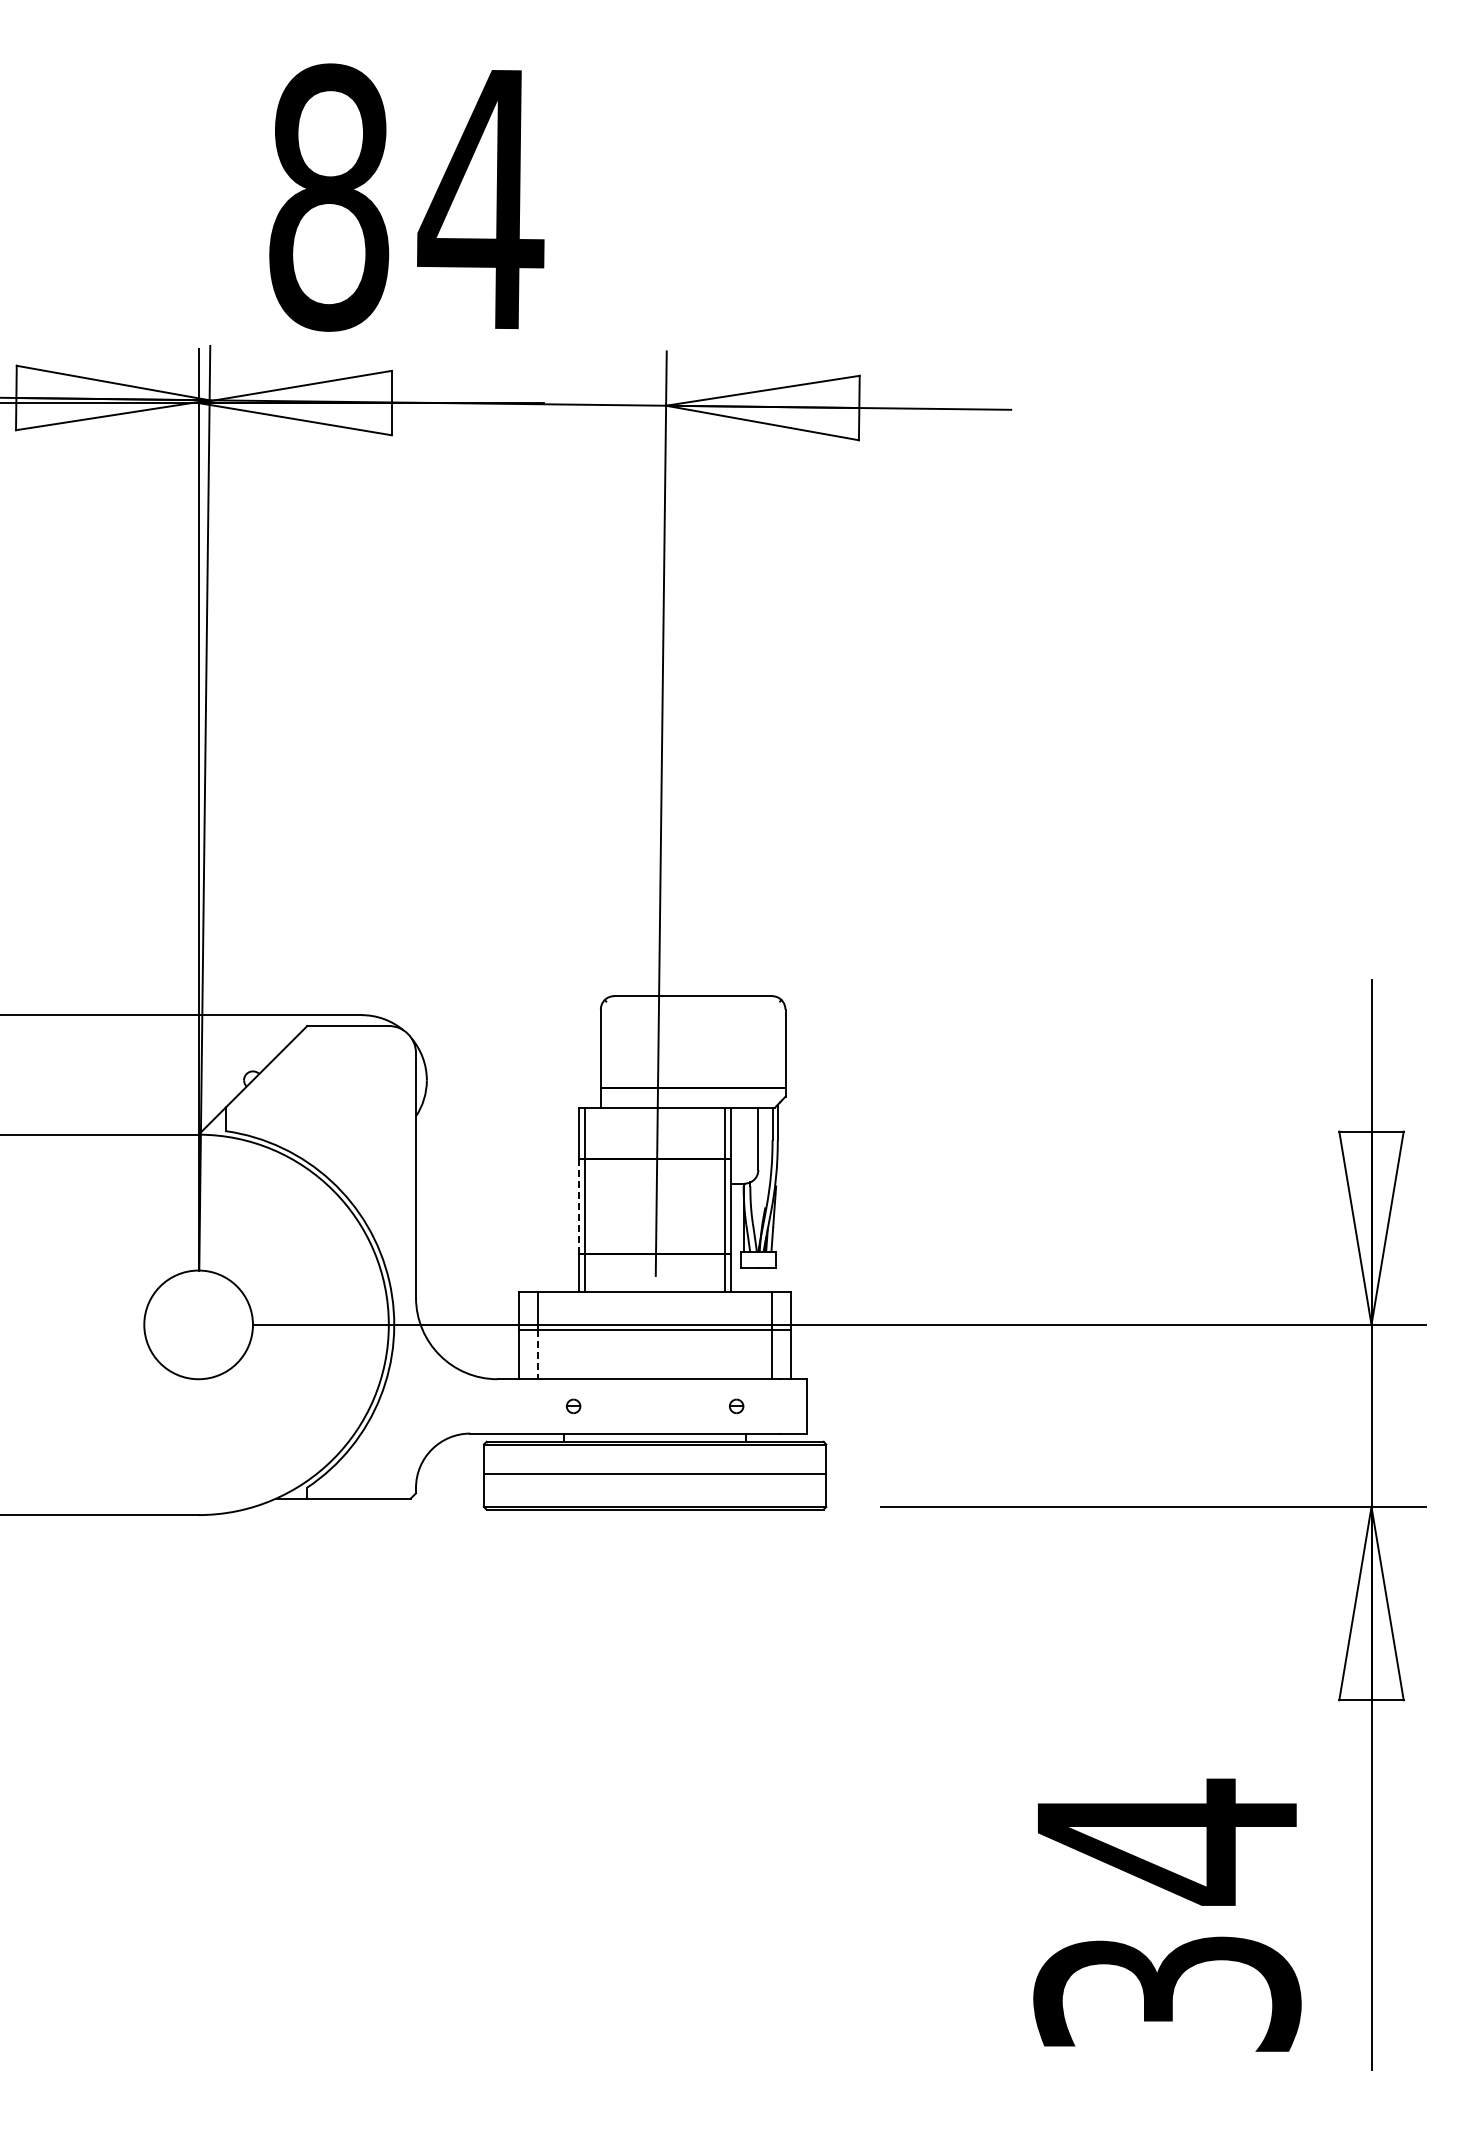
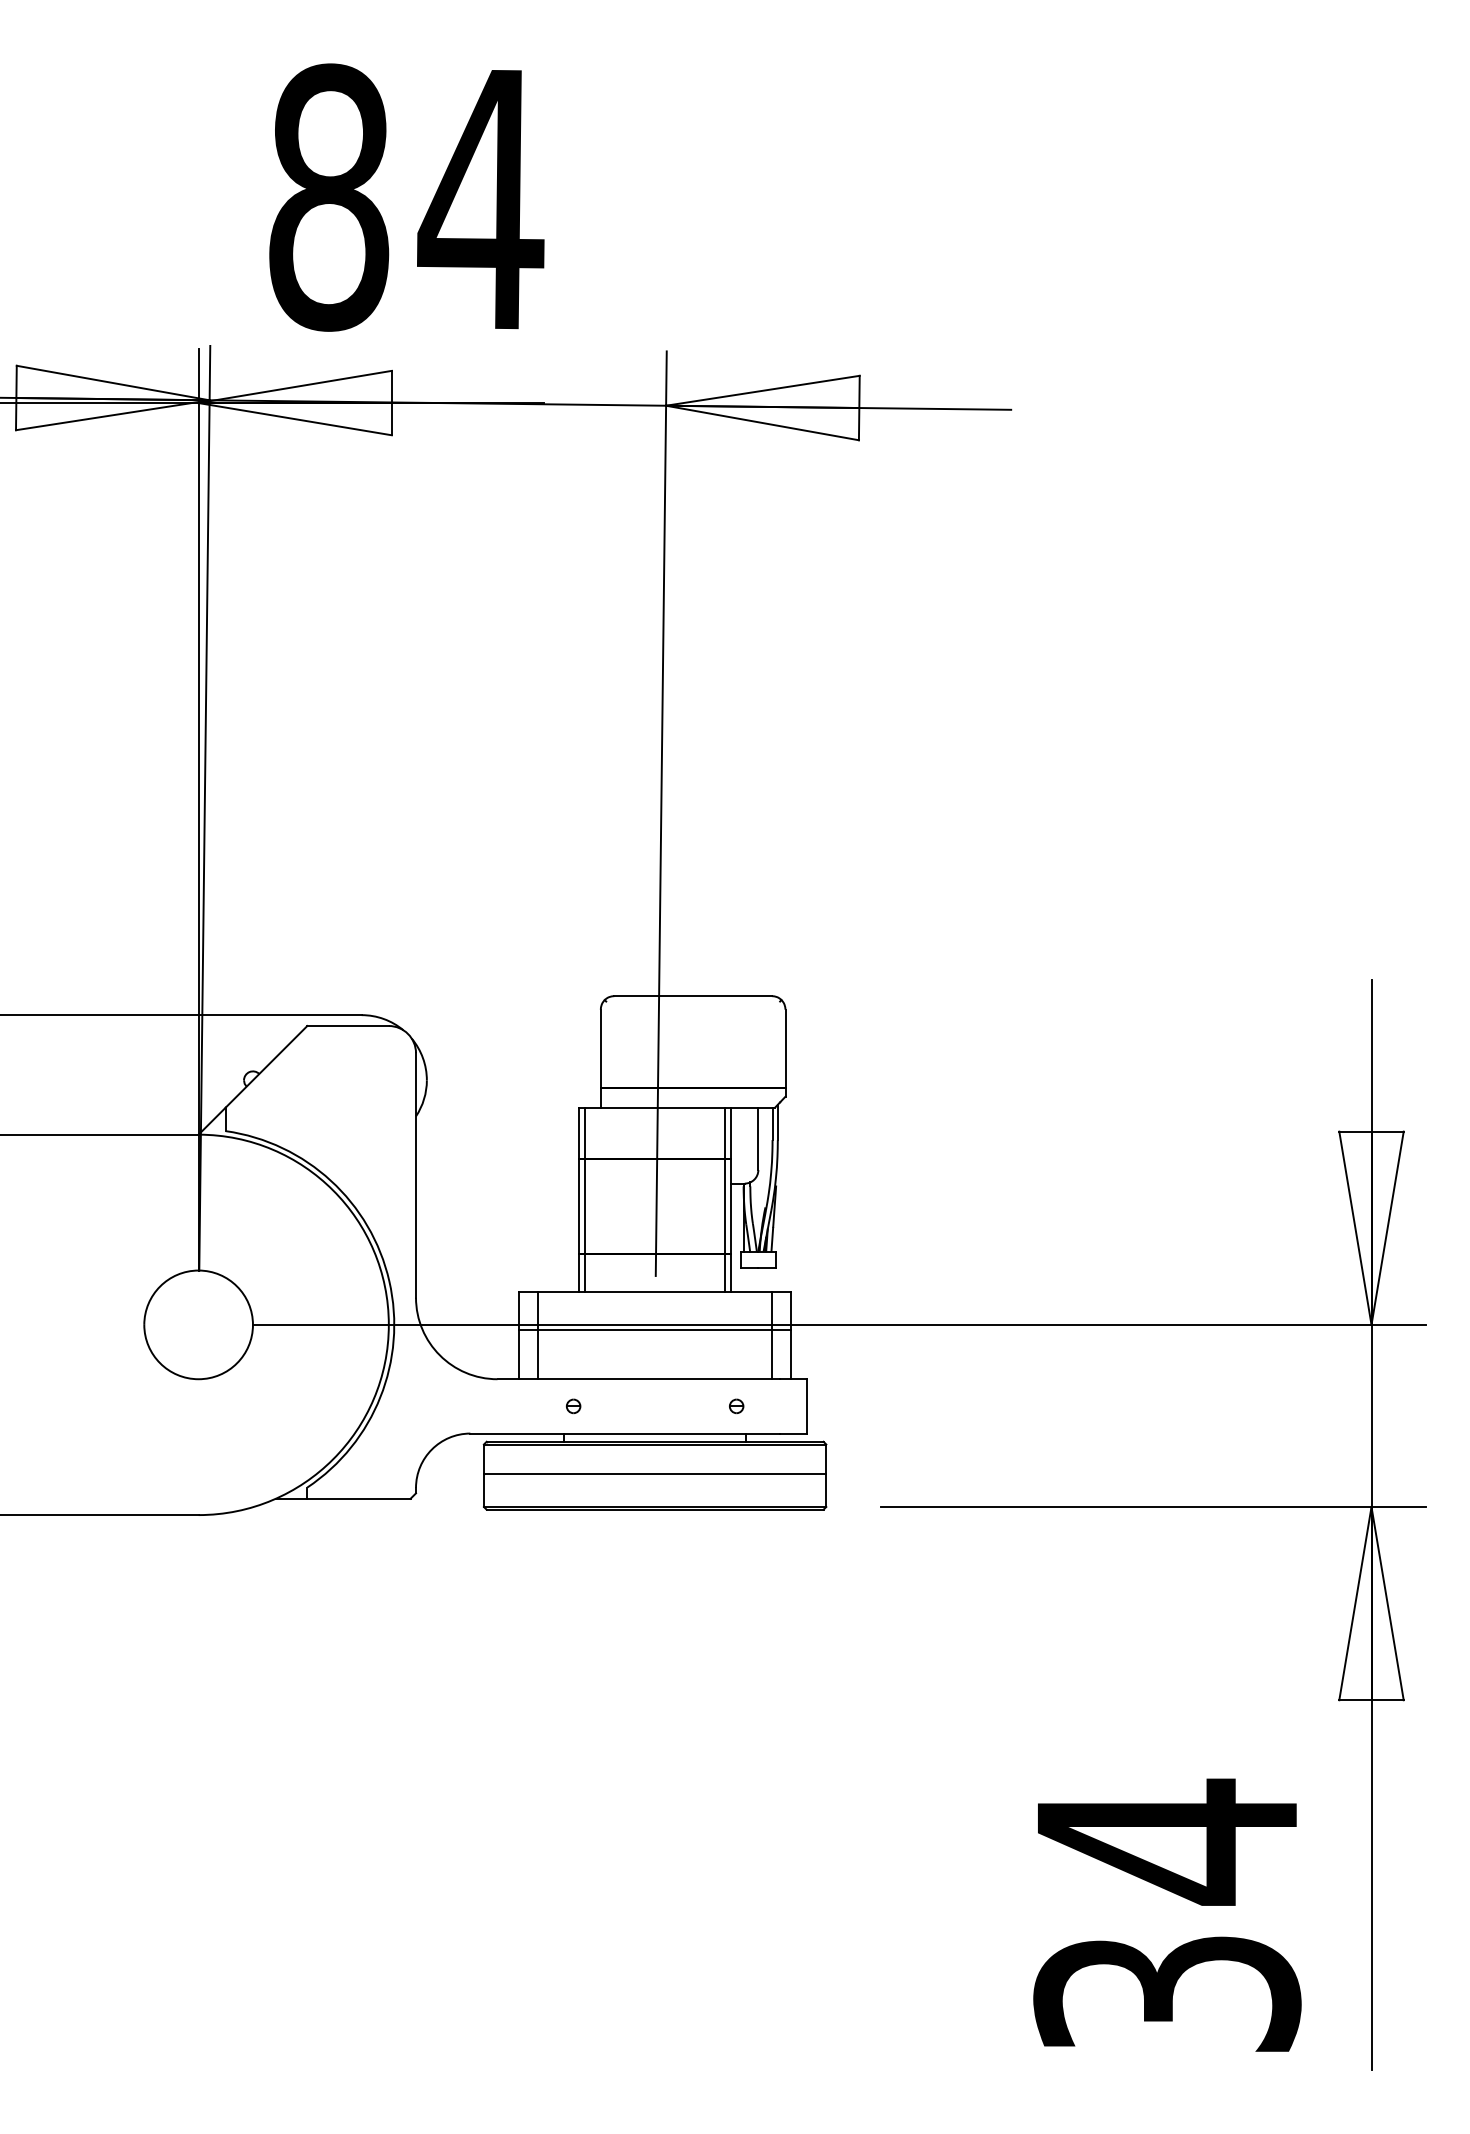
line: dashed -> solid (579, 1207)
line: dashed -> solid (538, 1355)
